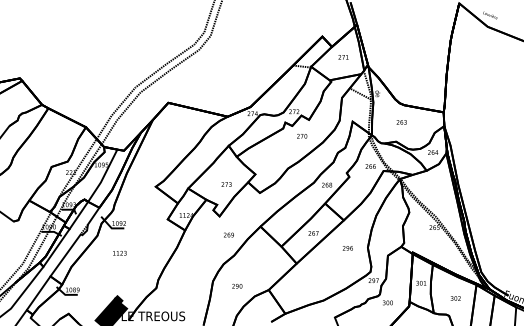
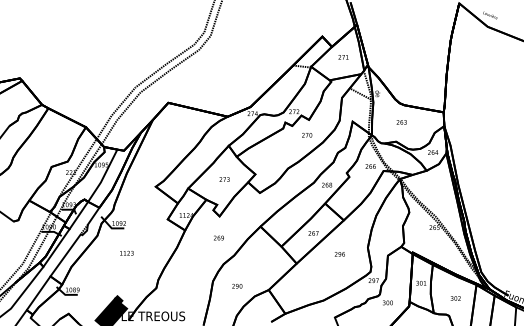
text position: (302, 136) -> (307, 135) (307, 135)
text position: (226, 184) -> (224, 179) (224, 179)
text position: (228, 234) -> (218, 237) (218, 237)
text position: (347, 248) -> (339, 254) (339, 254)
text position: (119, 253) -> (126, 253) (126, 253)
